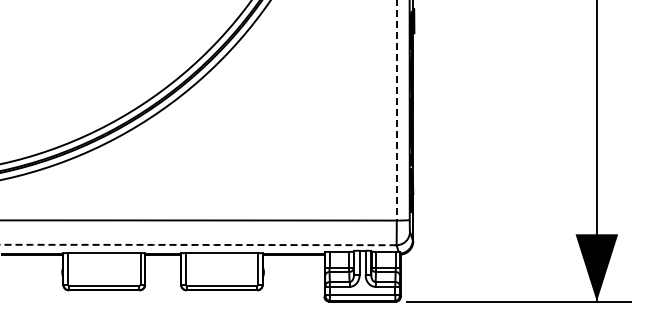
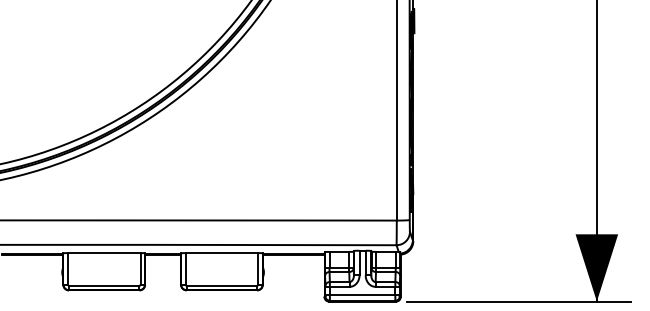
line: dashed -> solid (396, 110)
arc: dashed -> solid (197, 244)
